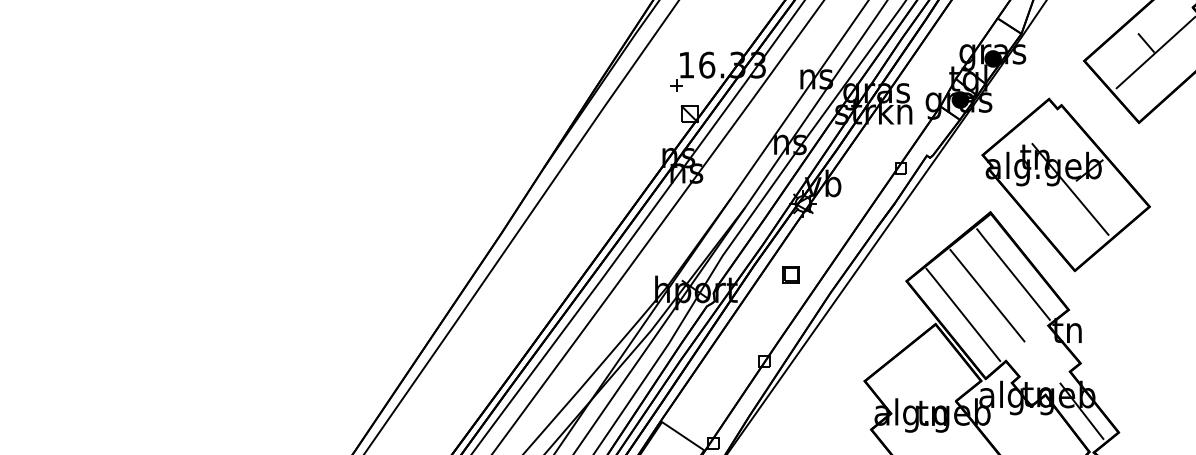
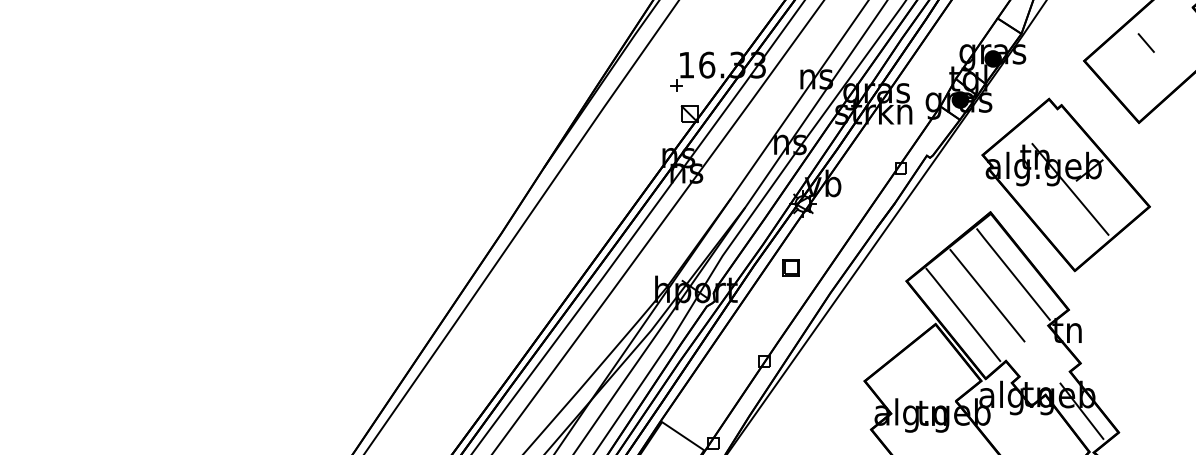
line: present -> none (1154, 53)
part position: (790, 274) -> (790, 267) (790, 267)
